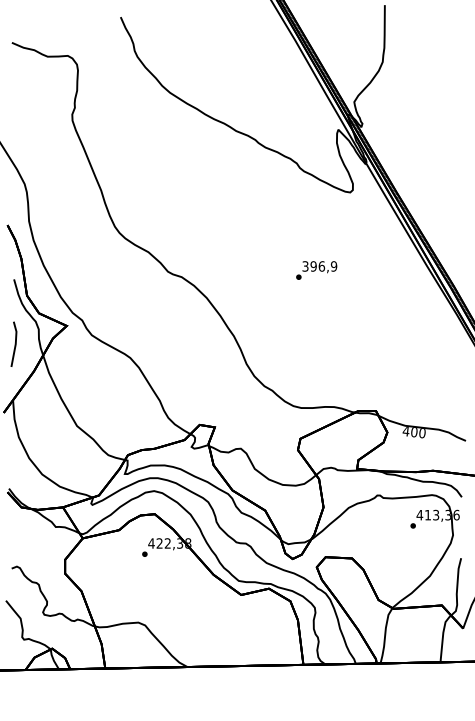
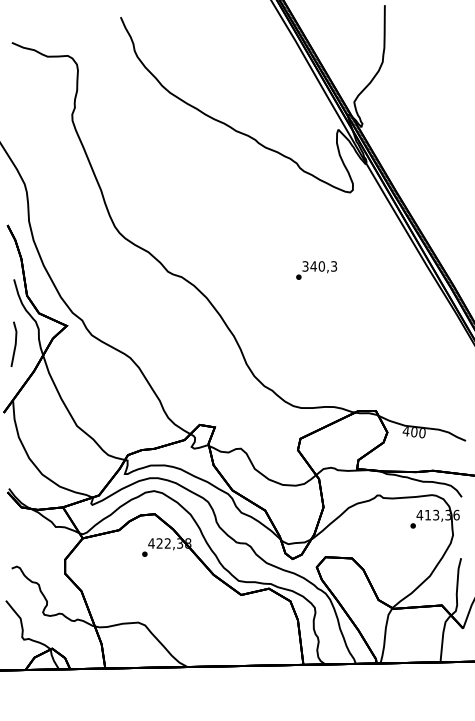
text: 396,9 -> 340,3 (323, 266)
